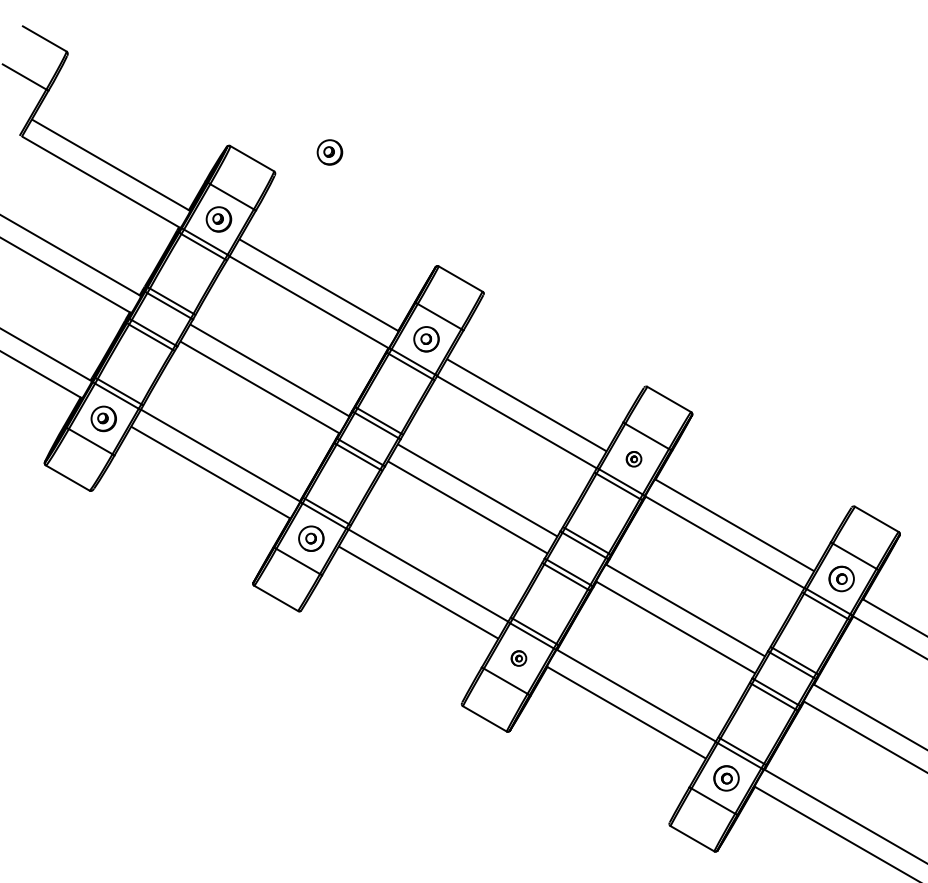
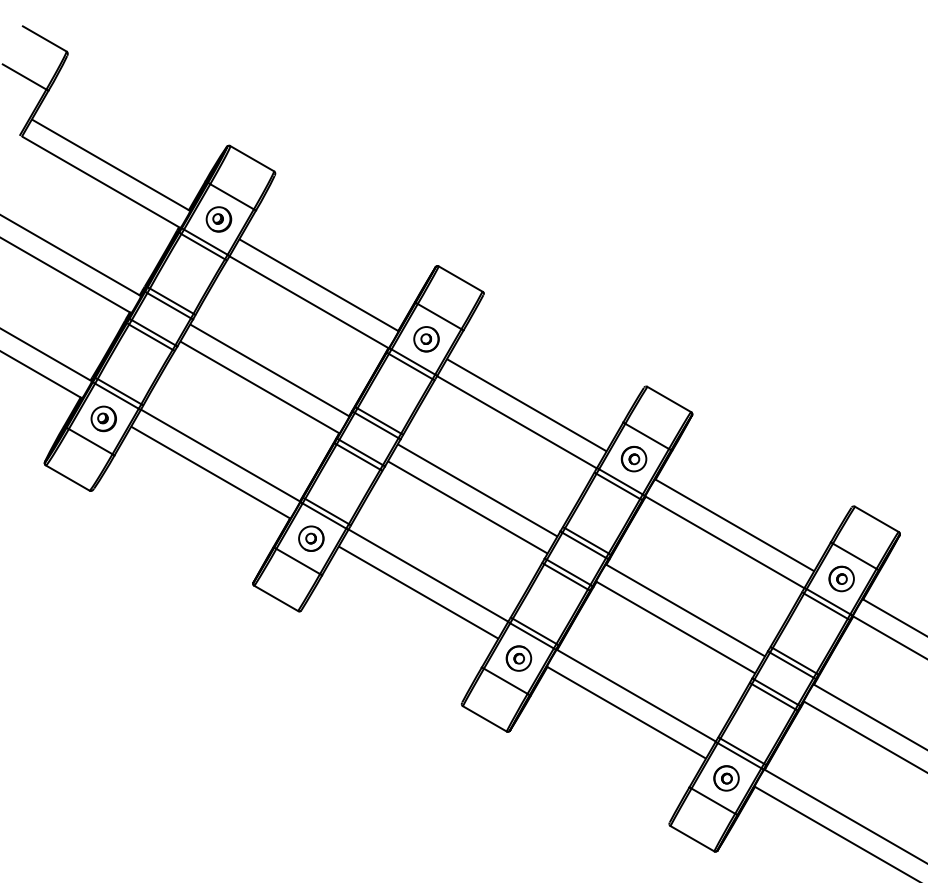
part: present -> none (329, 152)
part size: 18x17 px -> 28x27 px (633, 459)
part size: 18x17 px -> 28x27 px (518, 658)
